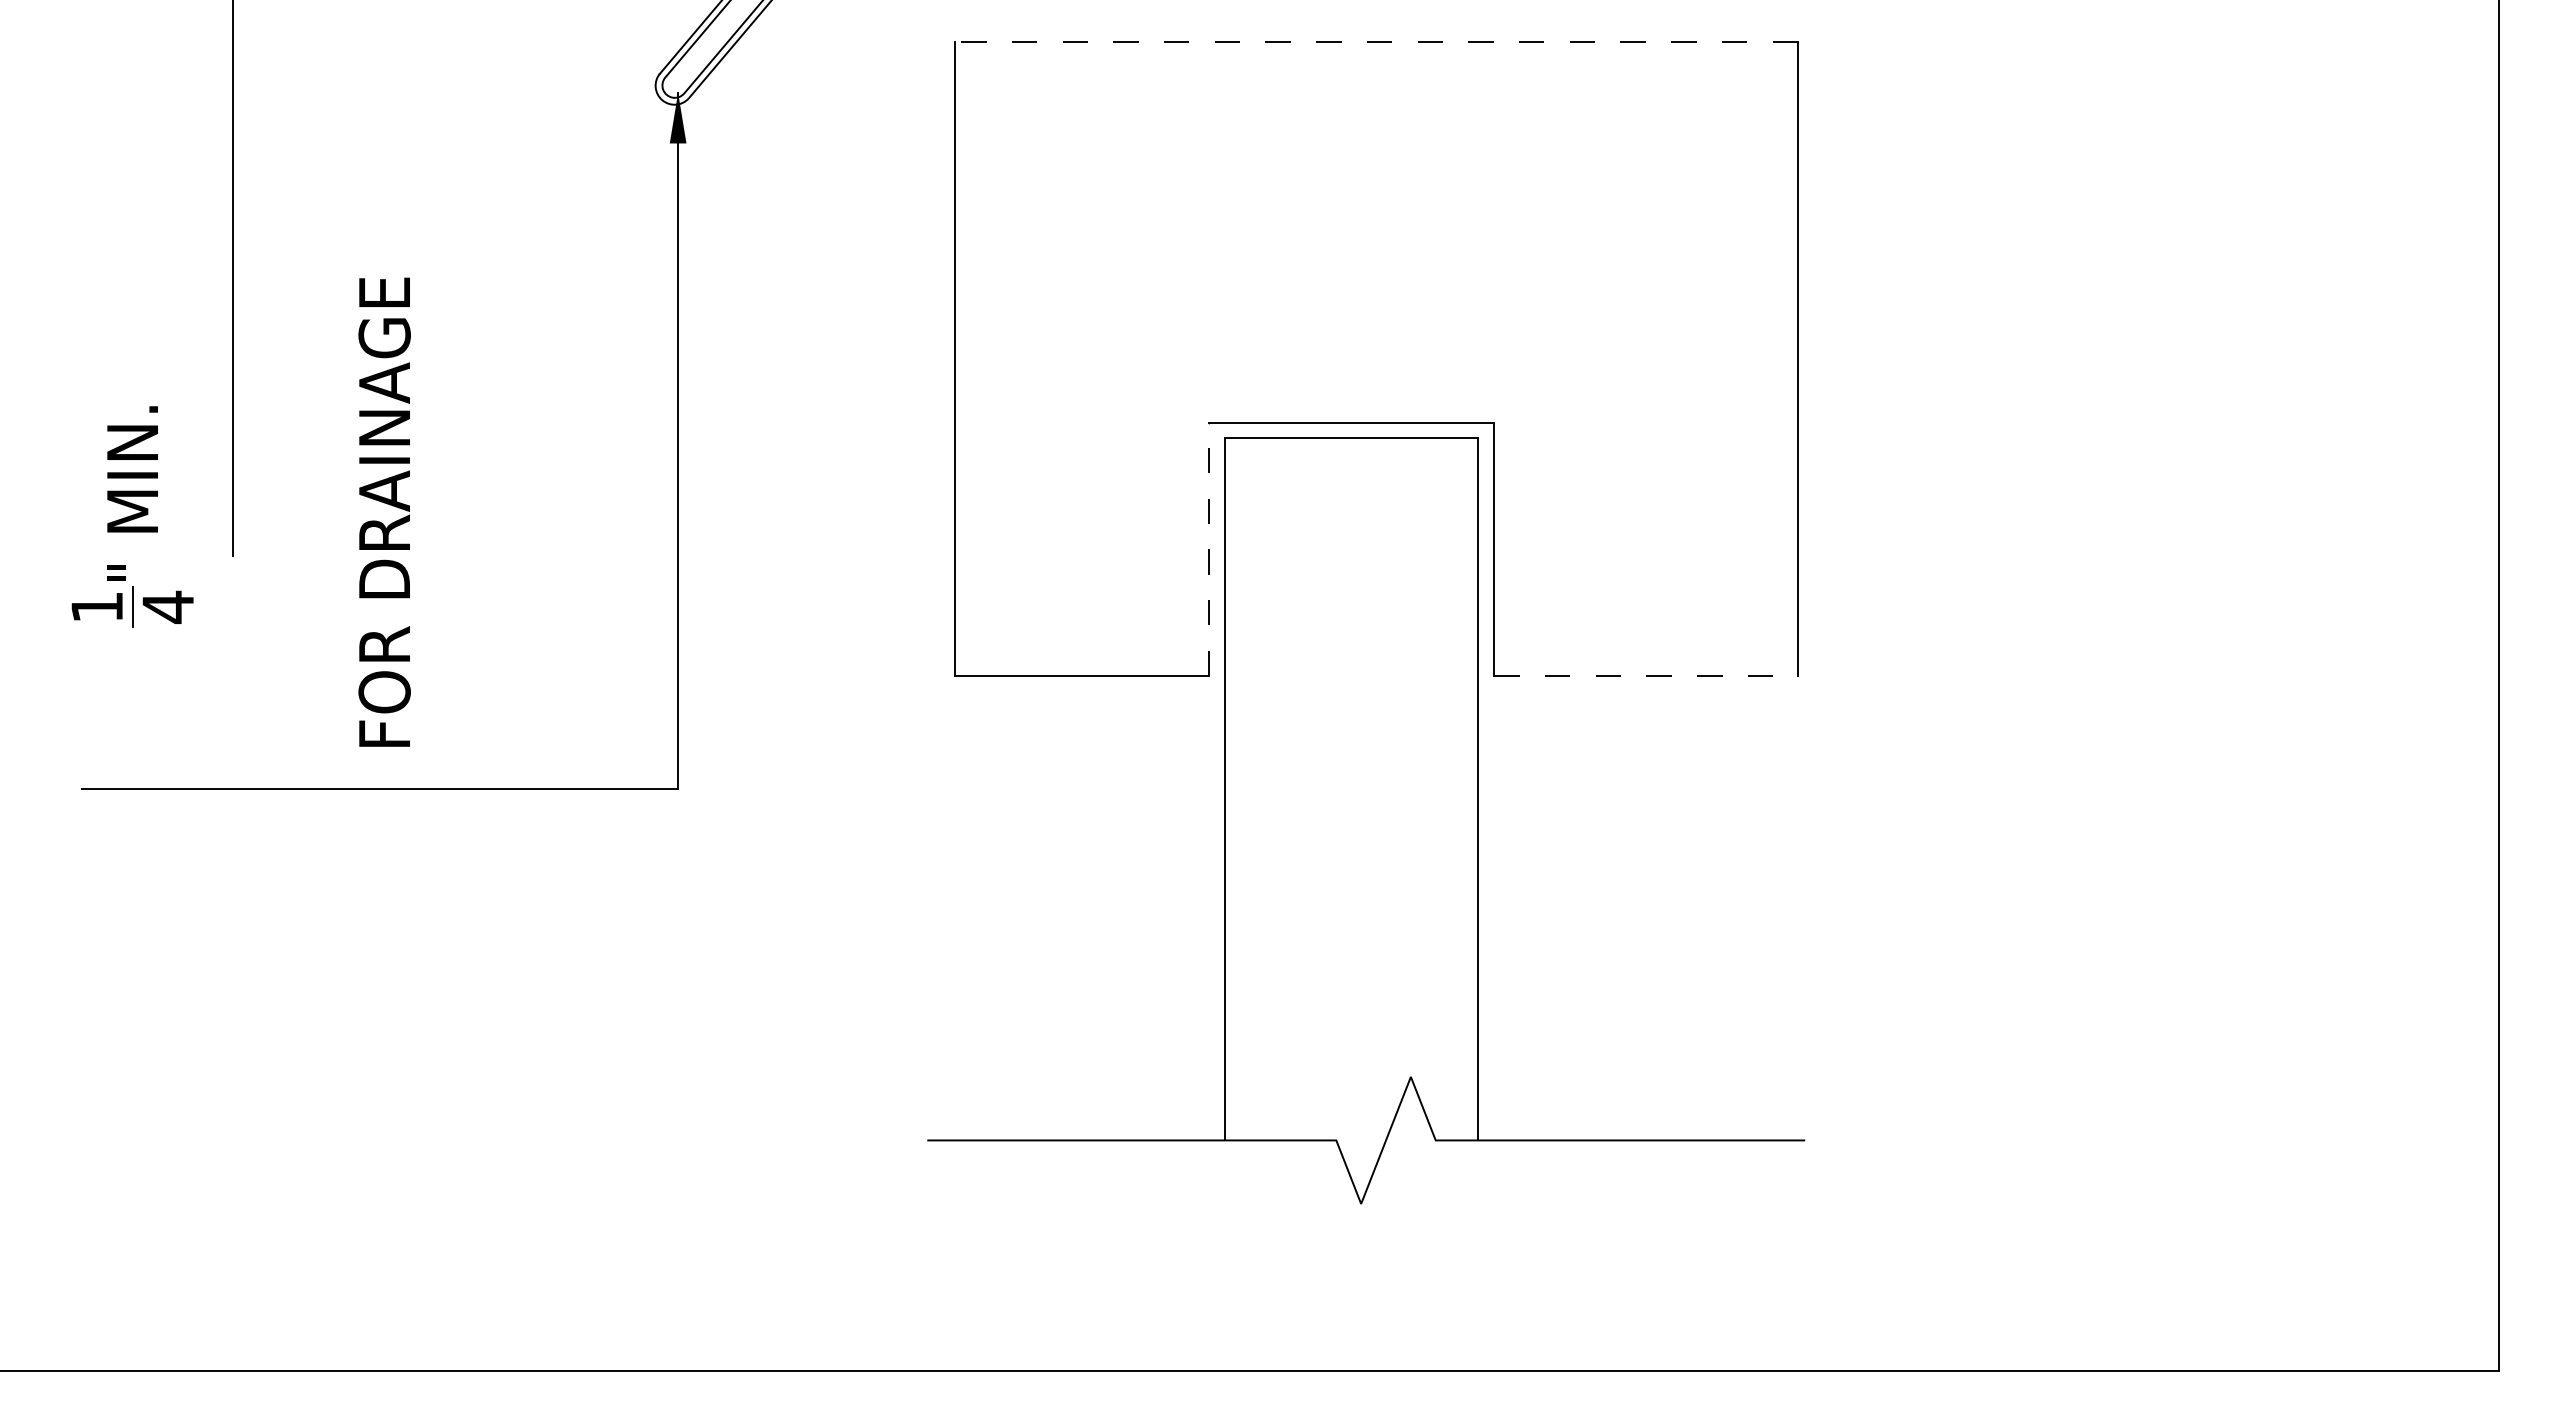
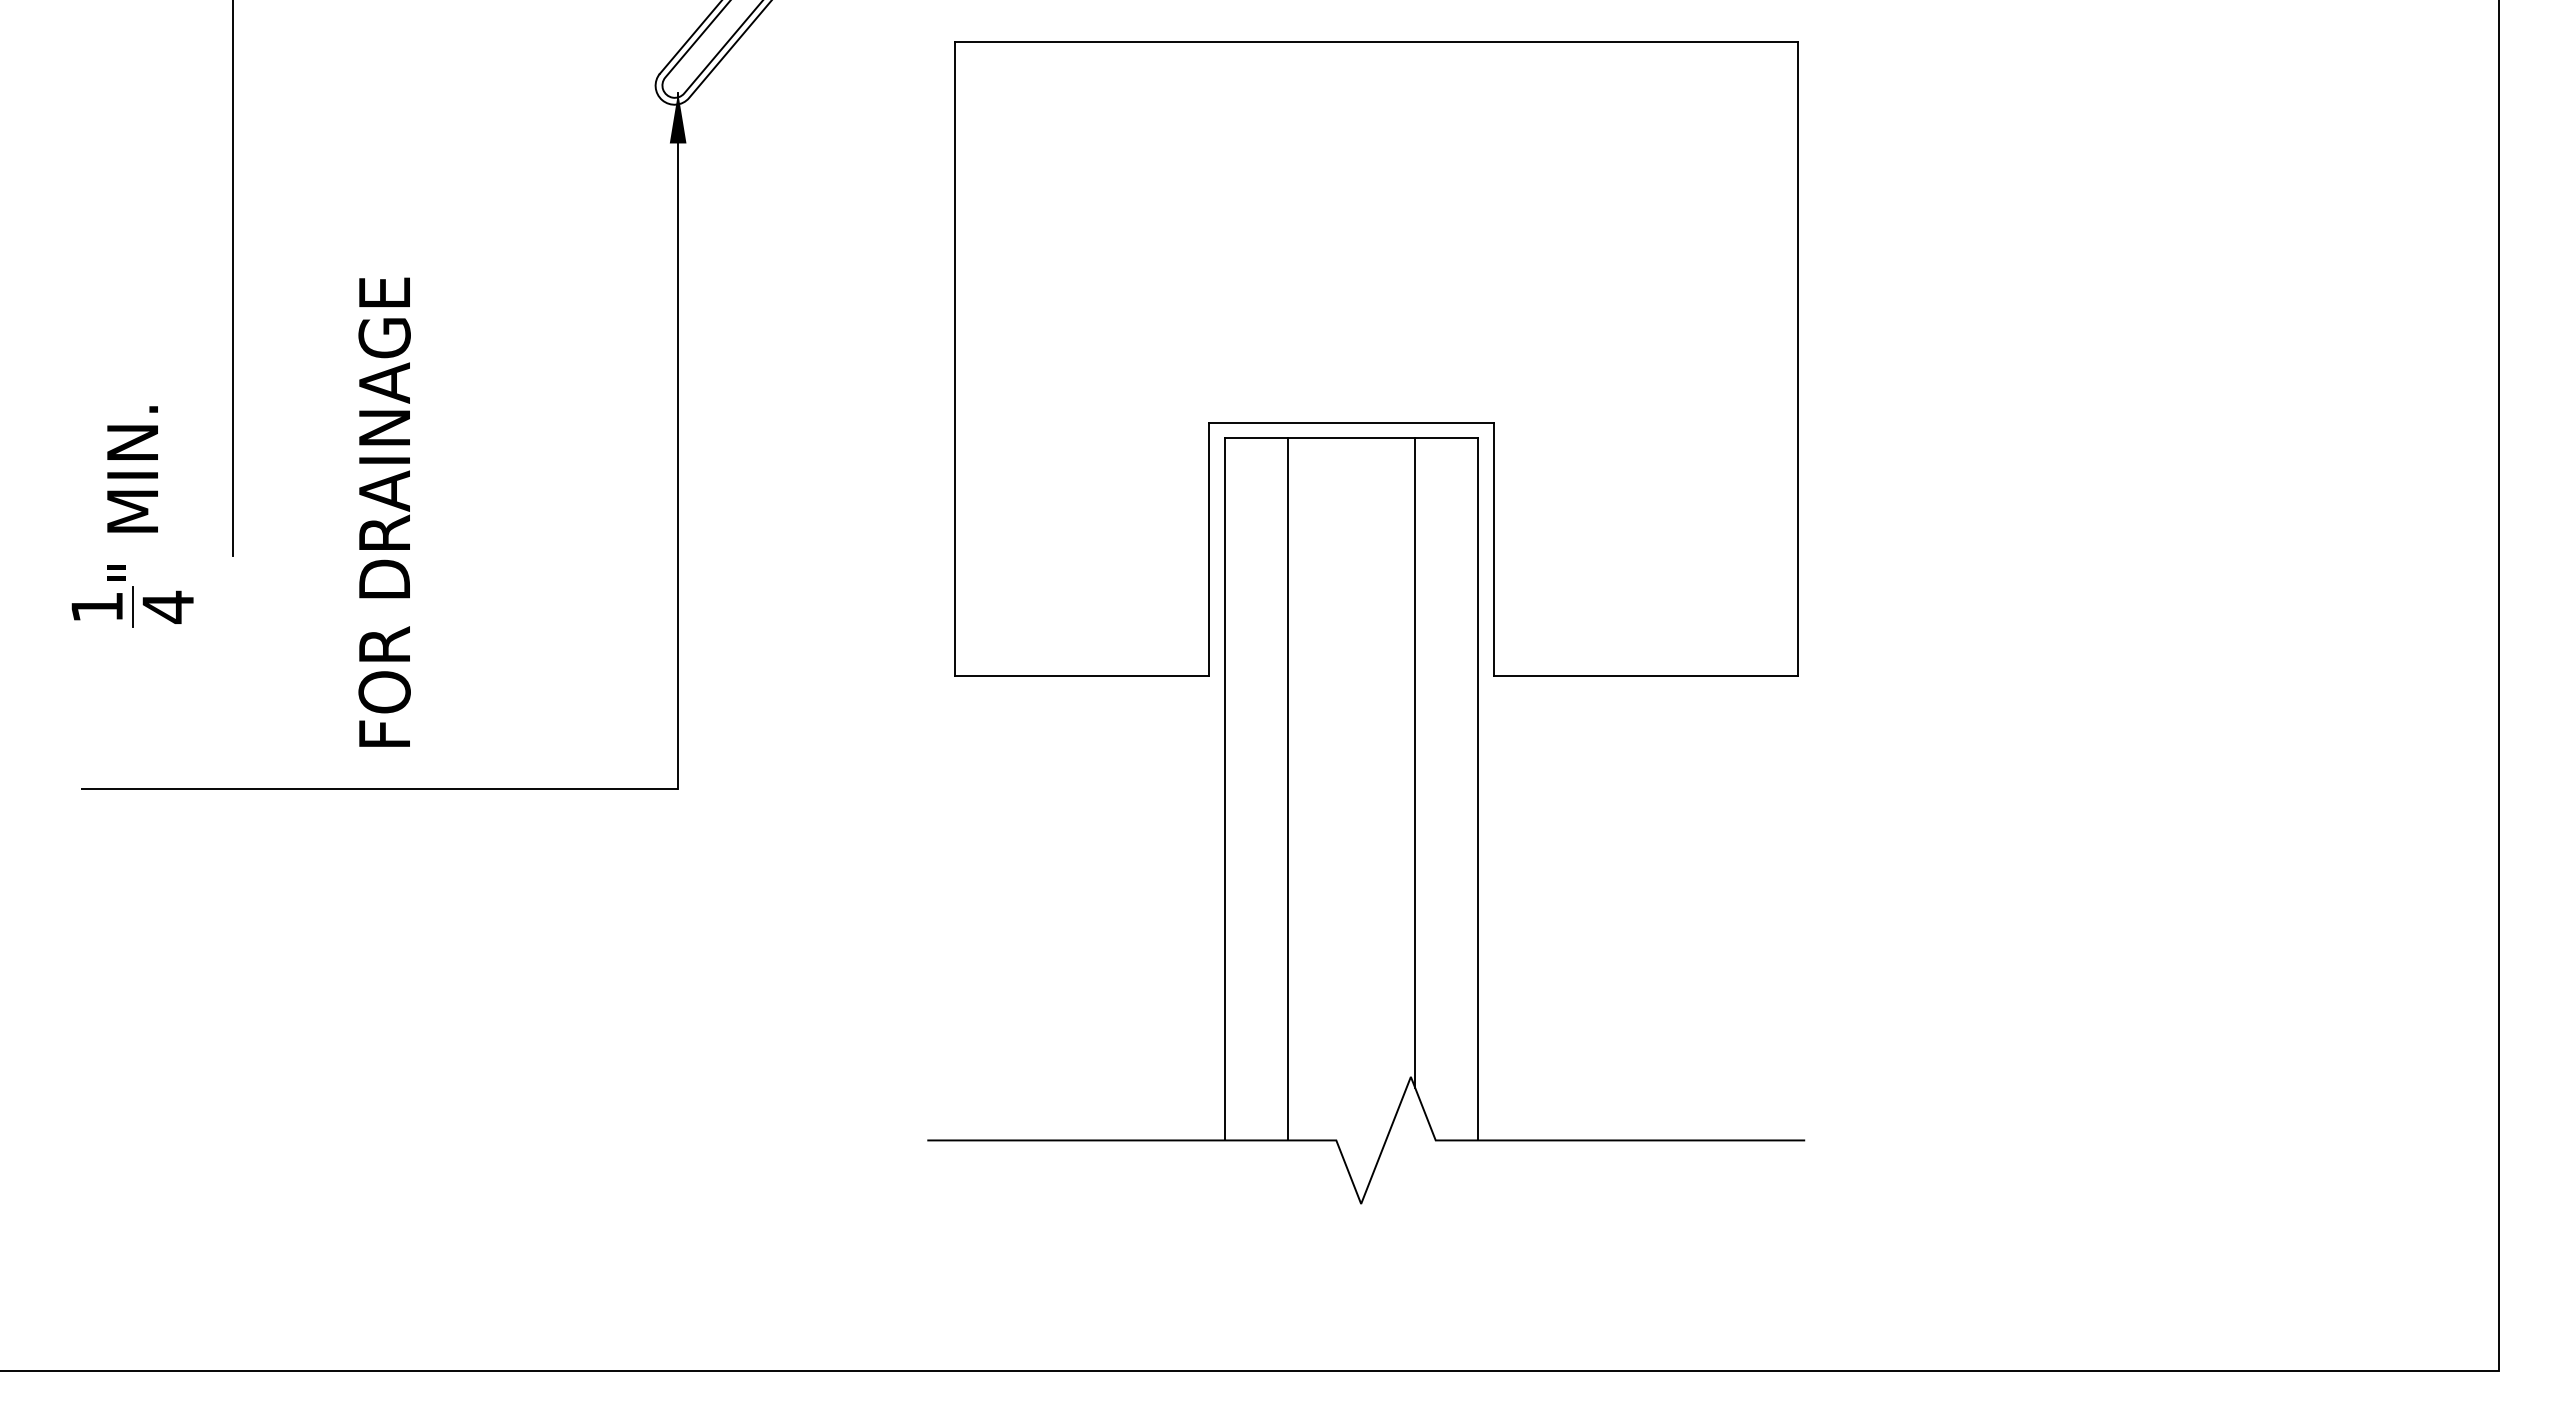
line: dashed -> solid (1376, 42)
line: dashed -> solid (1209, 549)
line: dashed -> solid (1646, 676)
line: none -> present (1415, 762)
line: none -> present (1288, 789)
